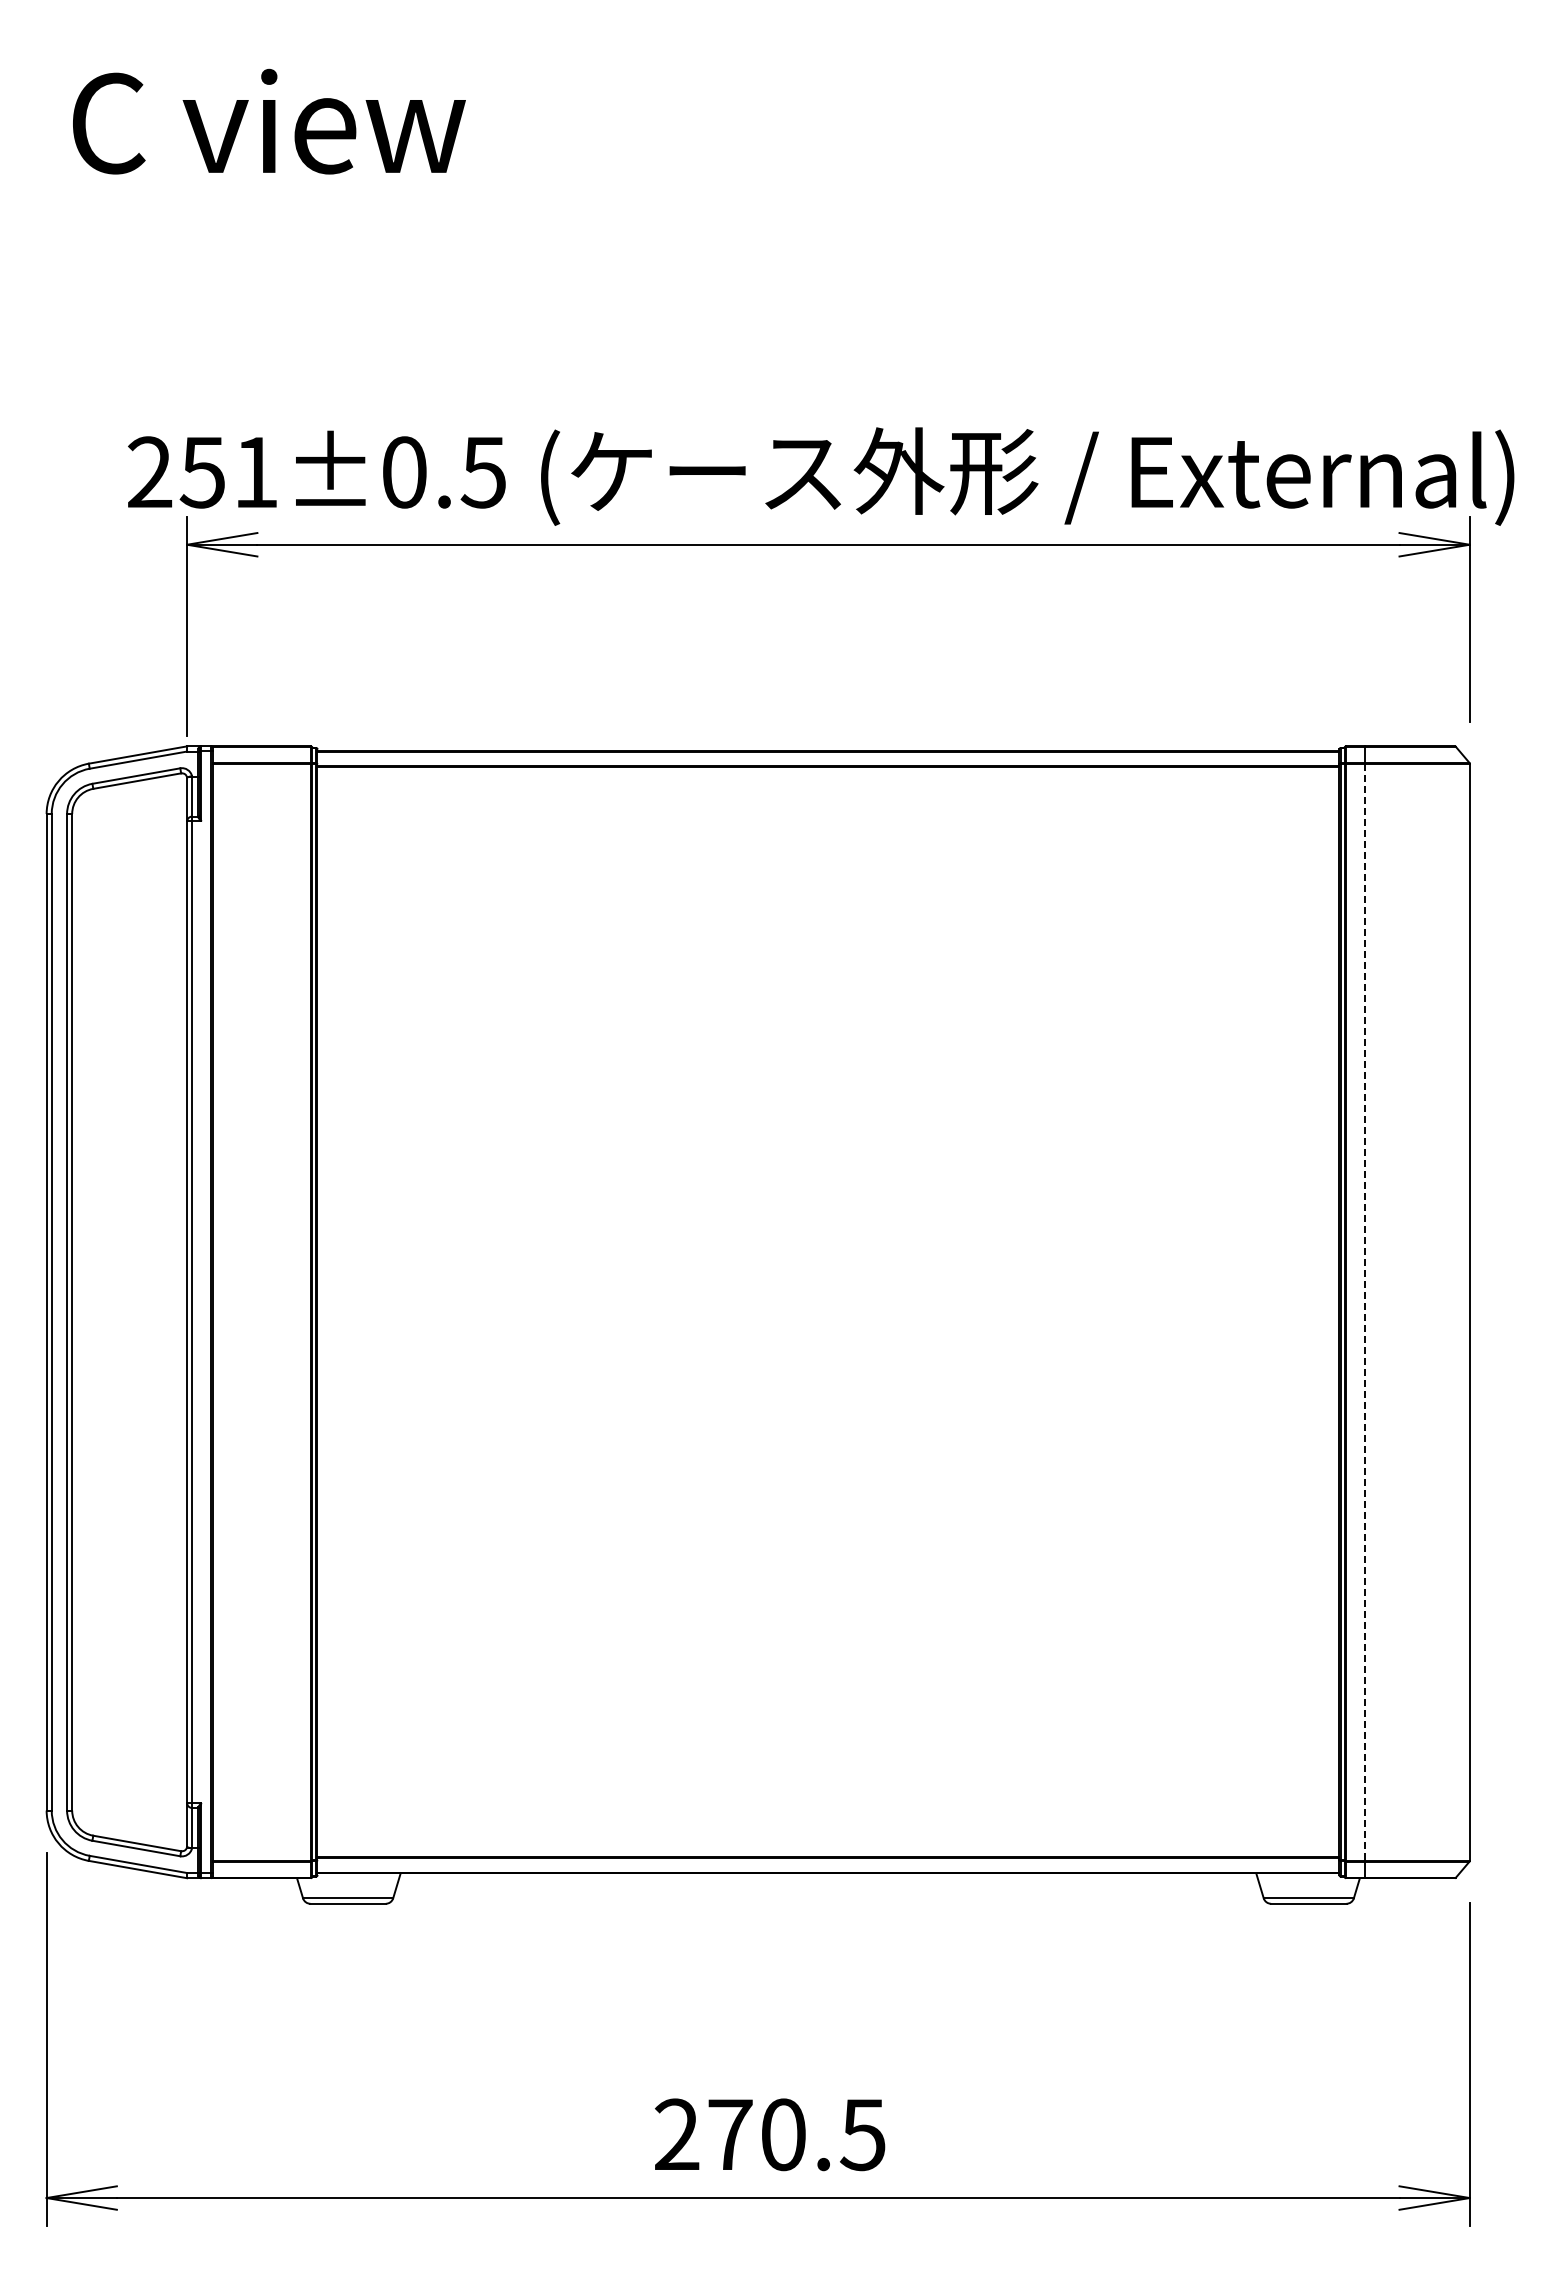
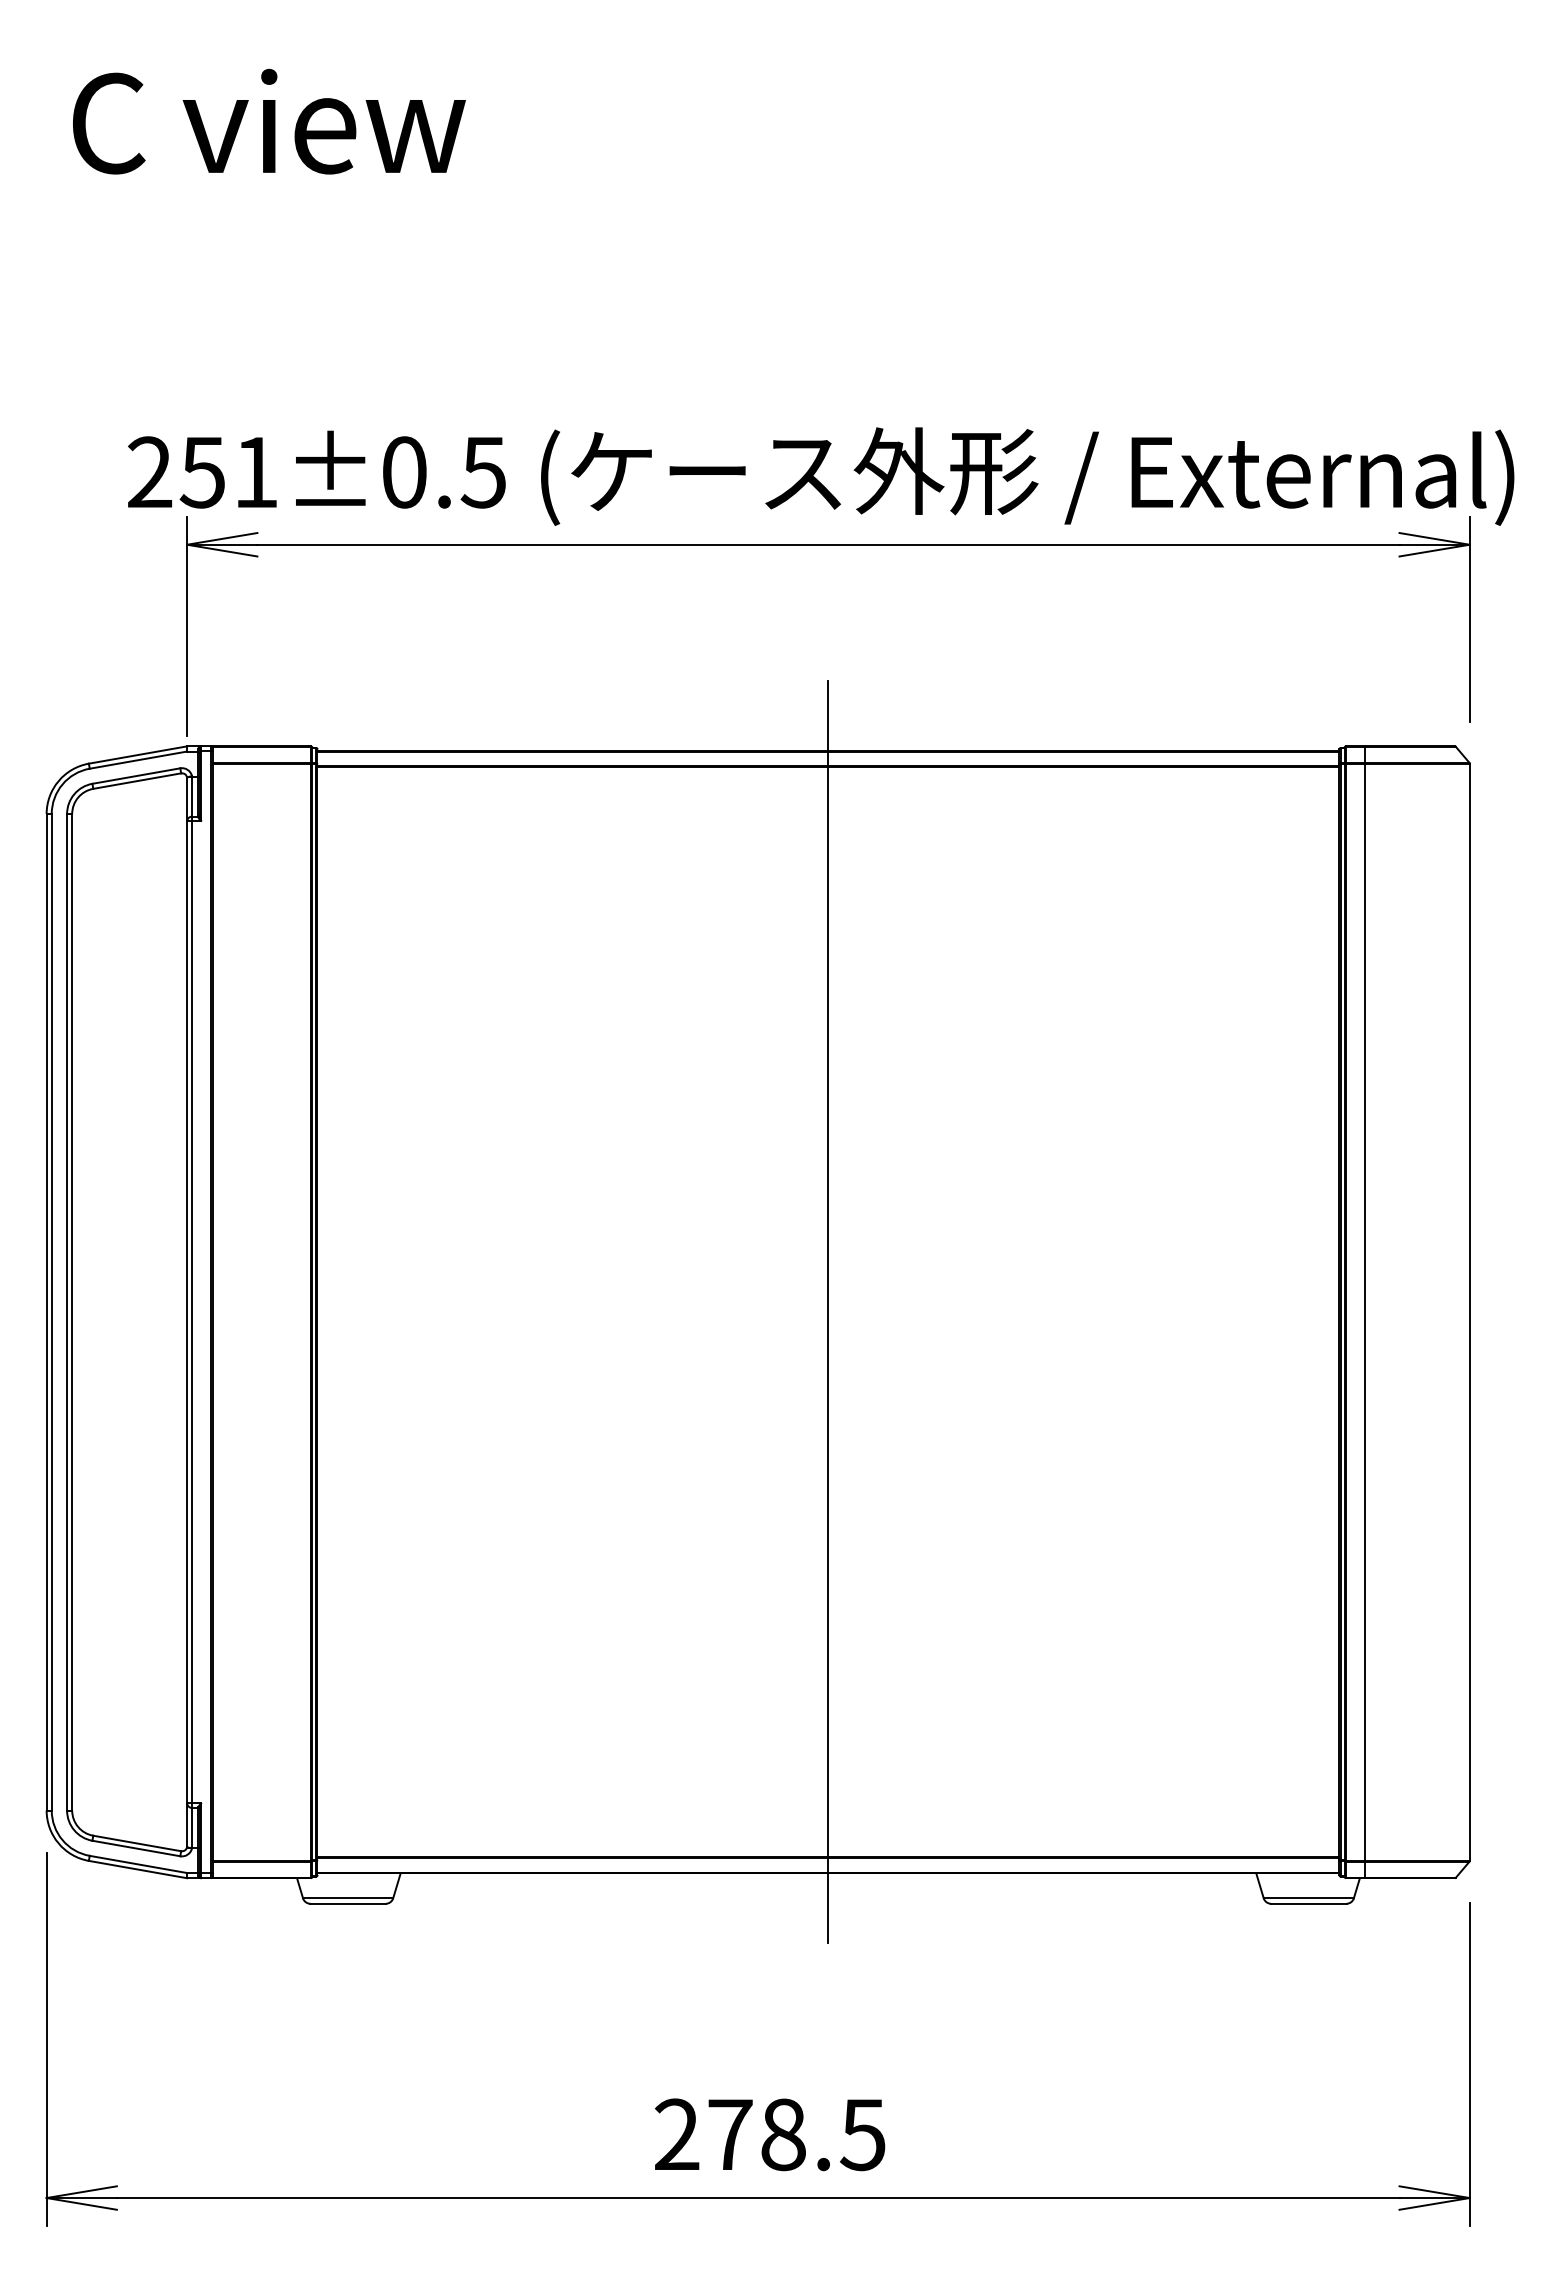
line: none -> present (828, 1312)
line: dashed -> solid (1365, 1312)
text: 270.5 -> 278.5 (783, 2134)
